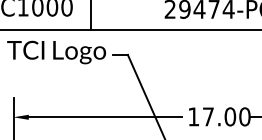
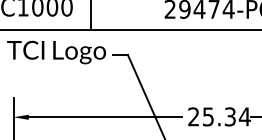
text: 17.00 -> 25.34 (219, 116)
